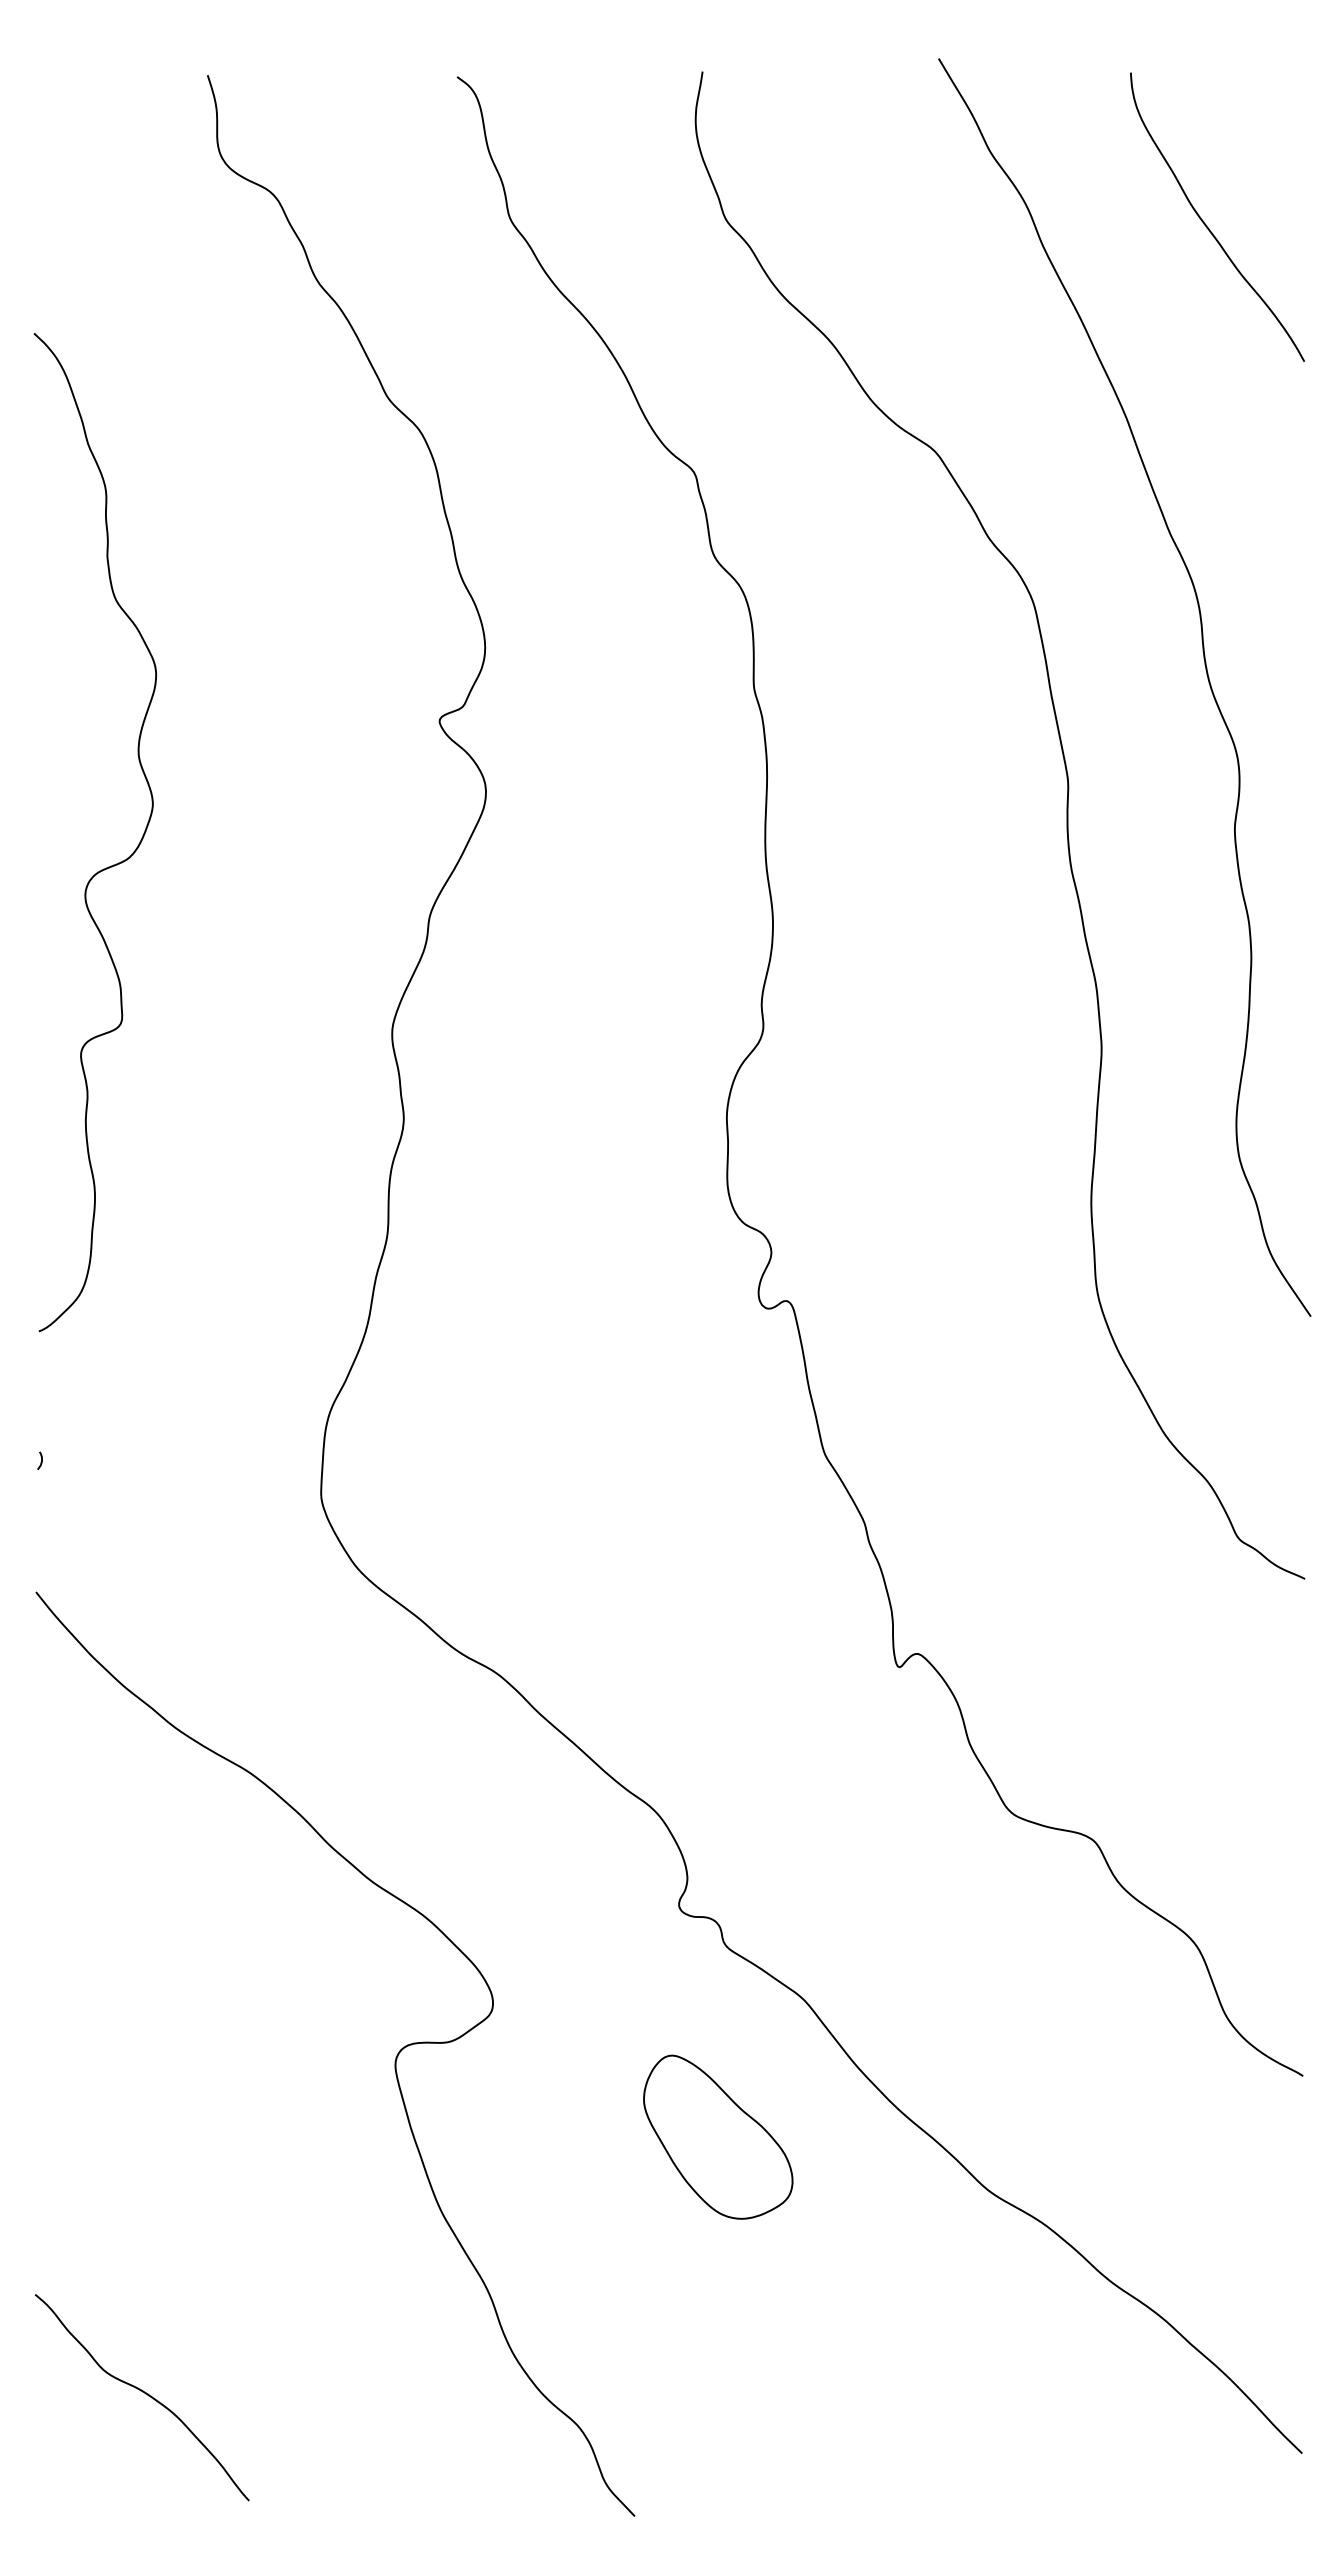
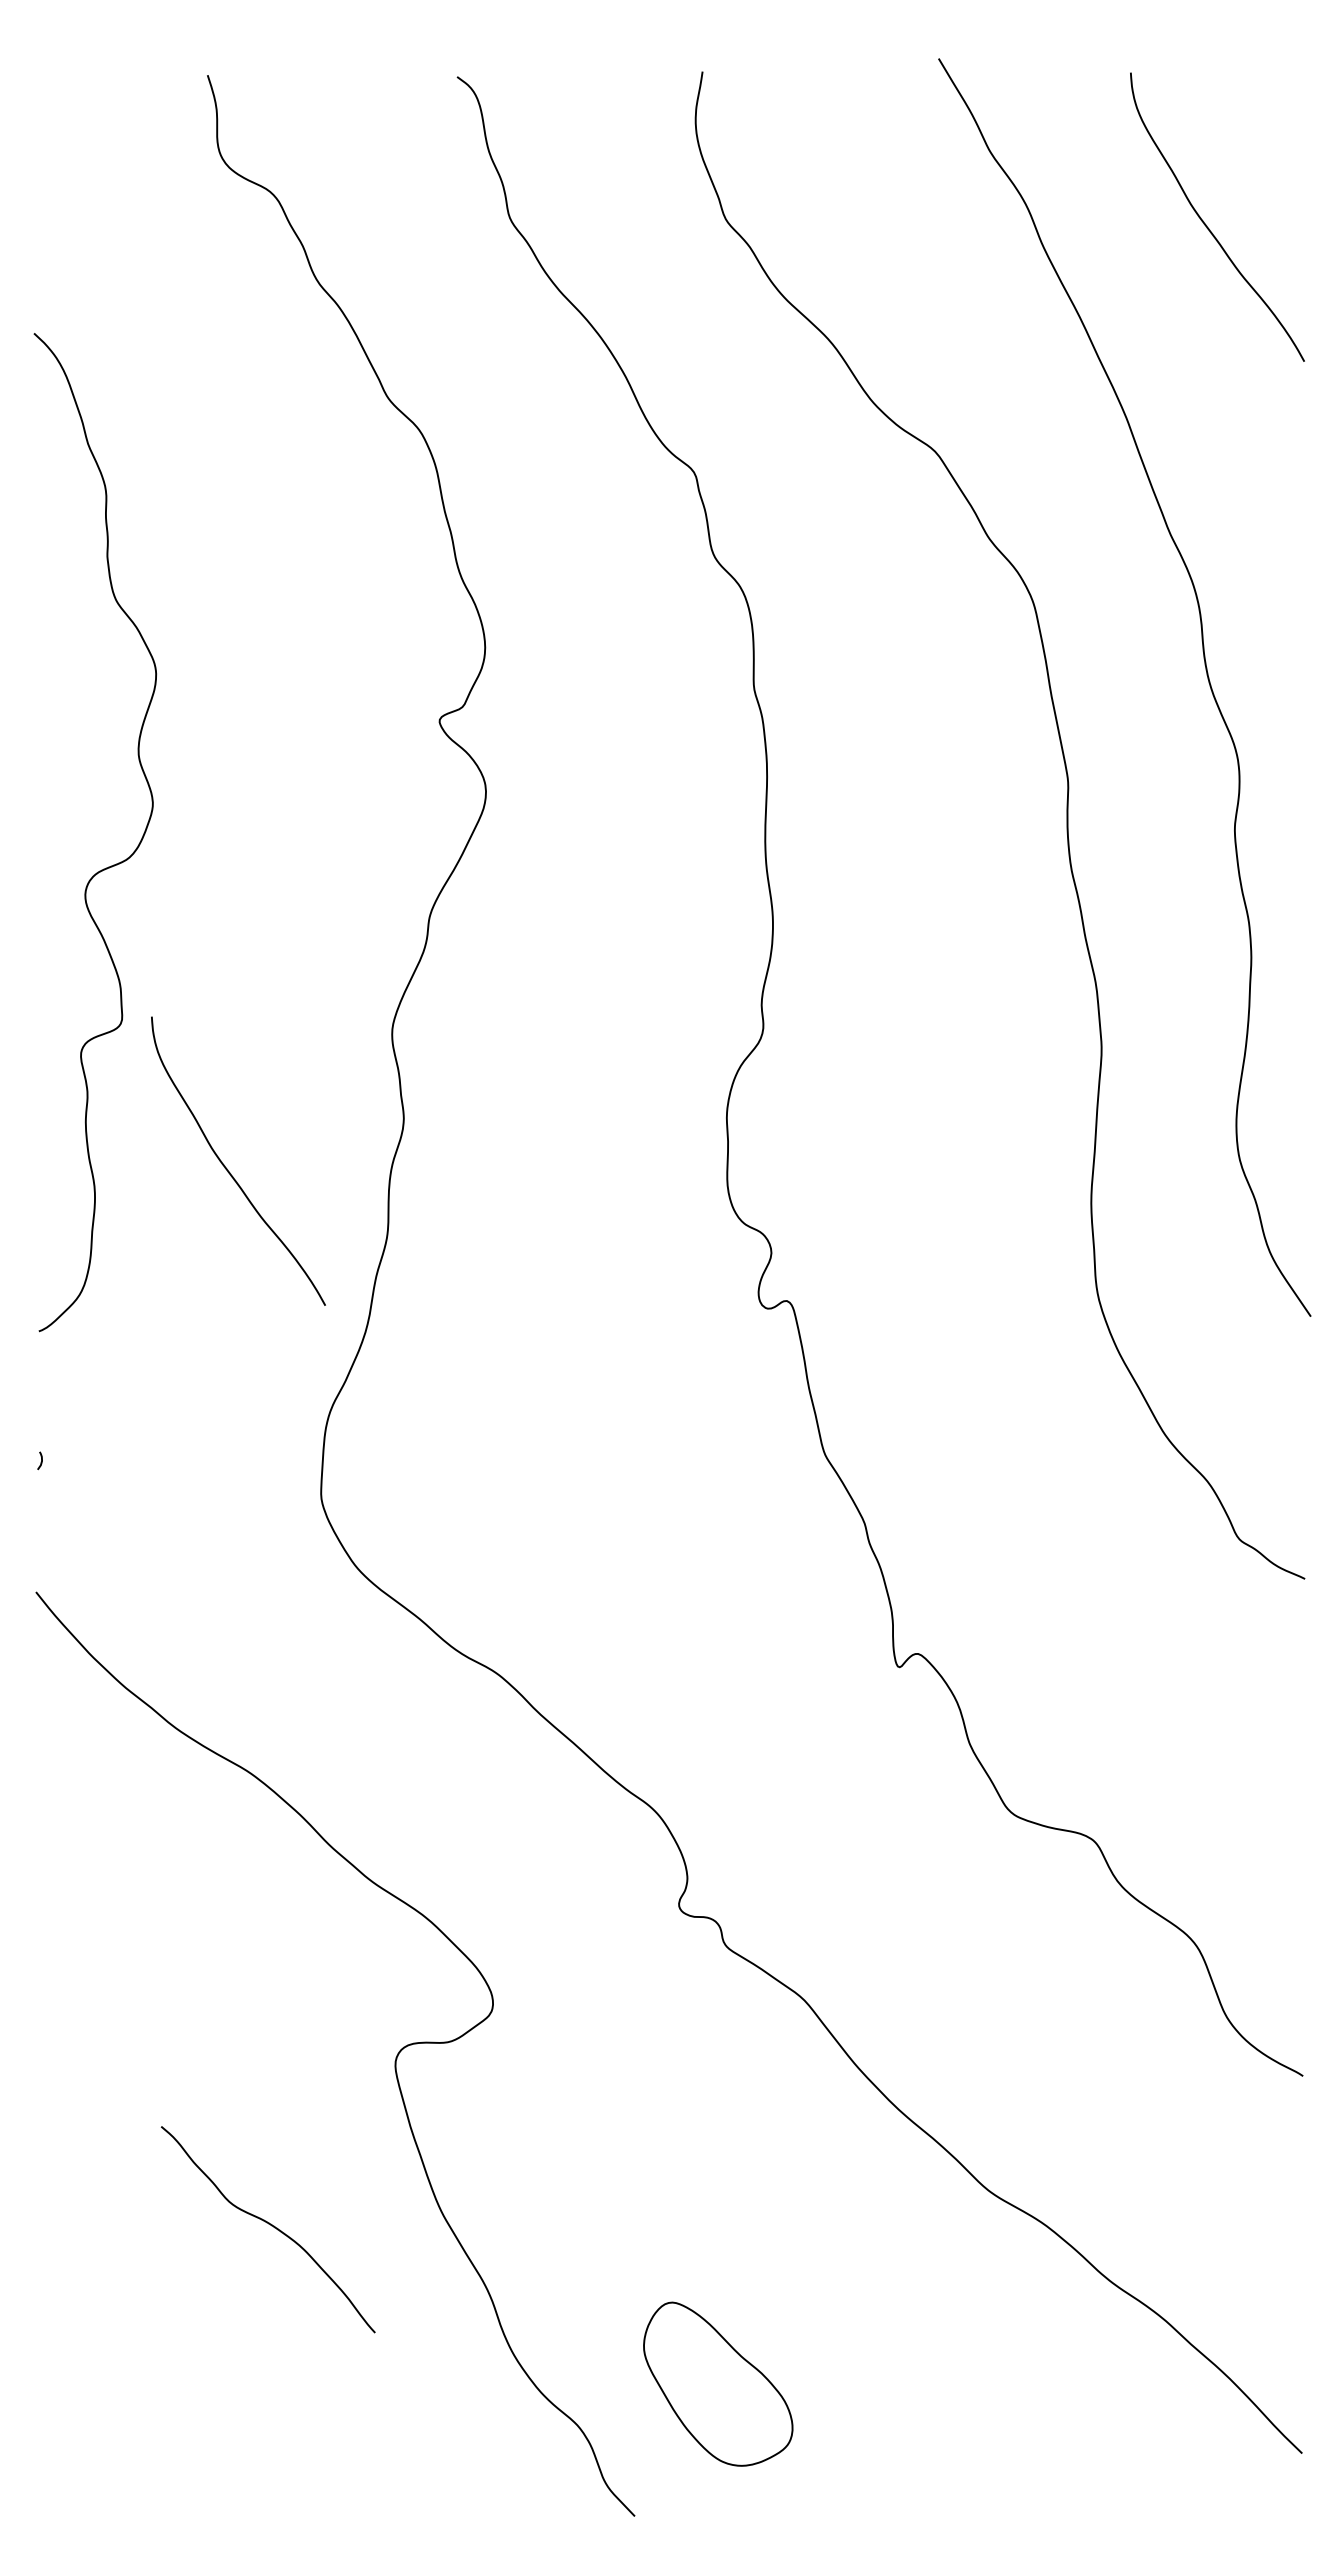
curve: none -> present (227, 1168)
part position: (718, 2136) -> (718, 2383) (718, 2383)
curve position: (145, 2394) -> (271, 2226) (271, 2226)
